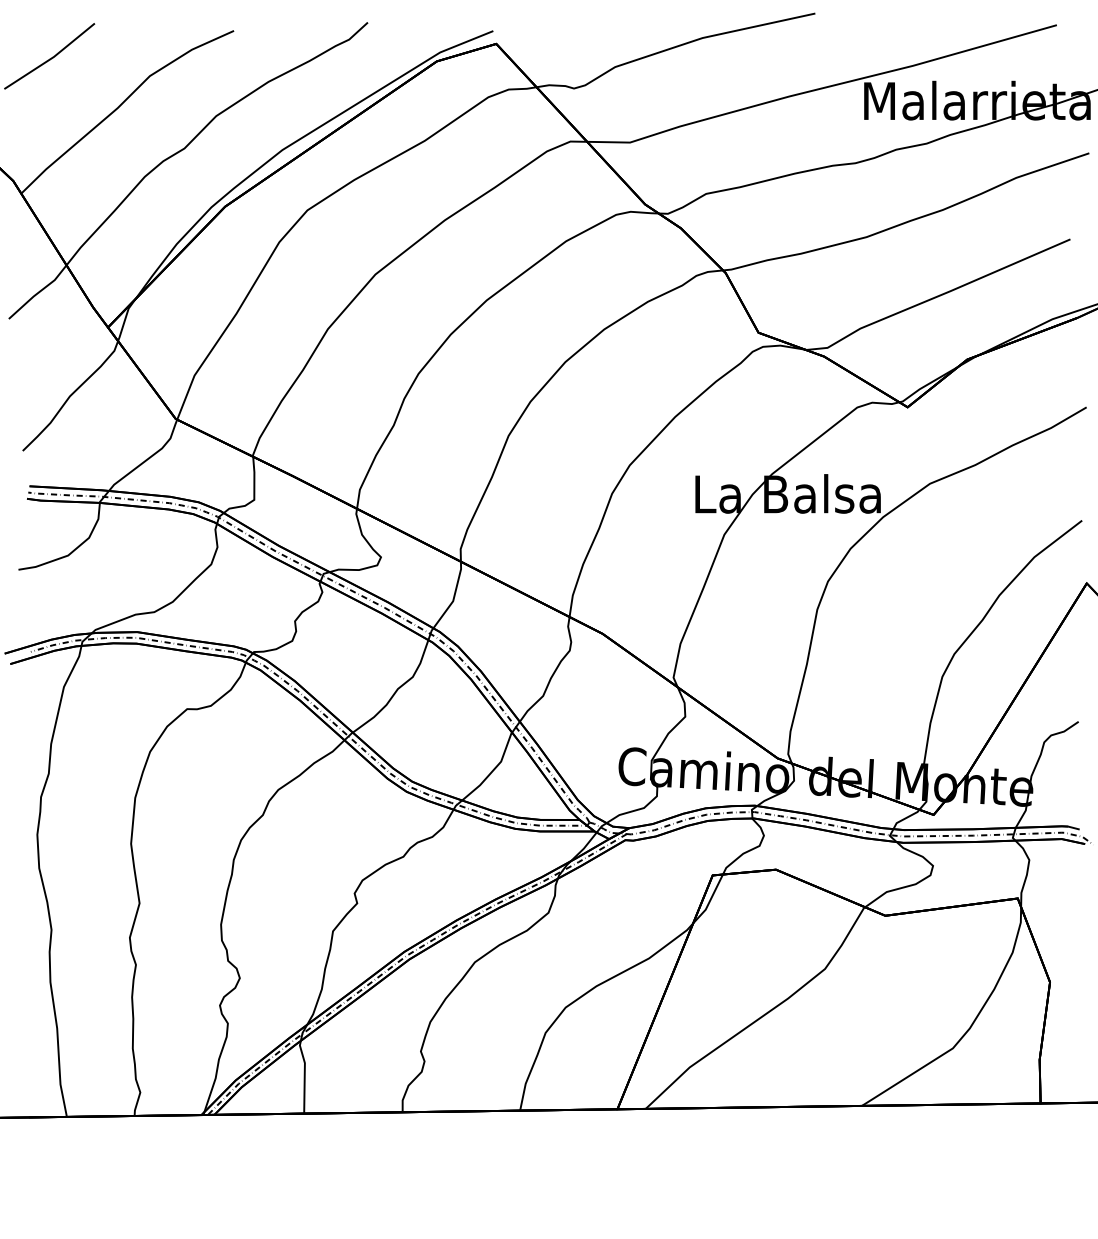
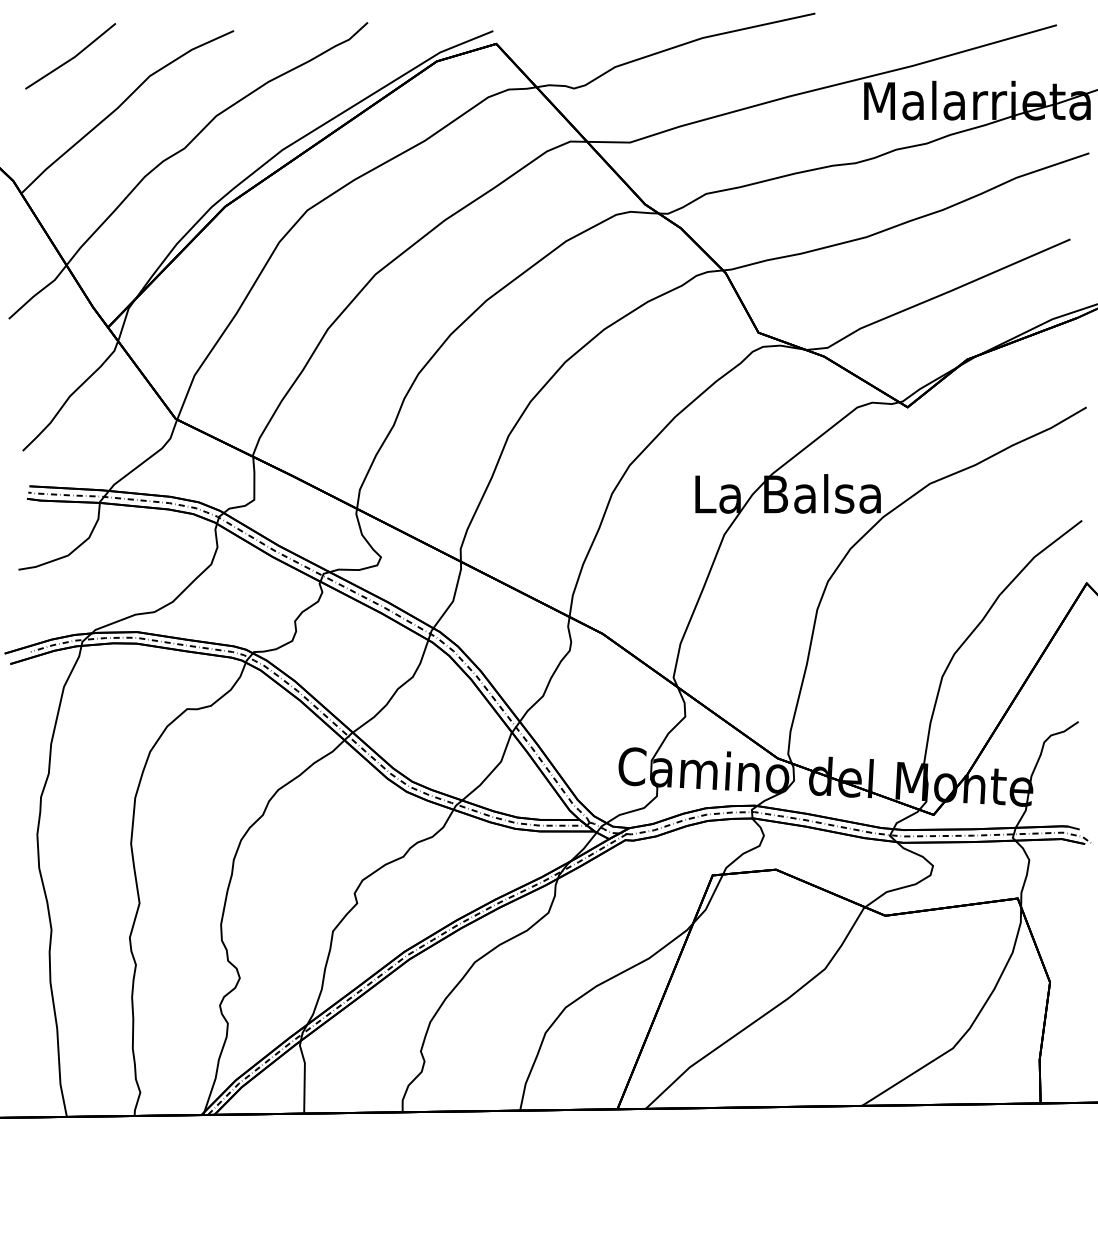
line position: (49, 58) -> (70, 58) (70, 58)
